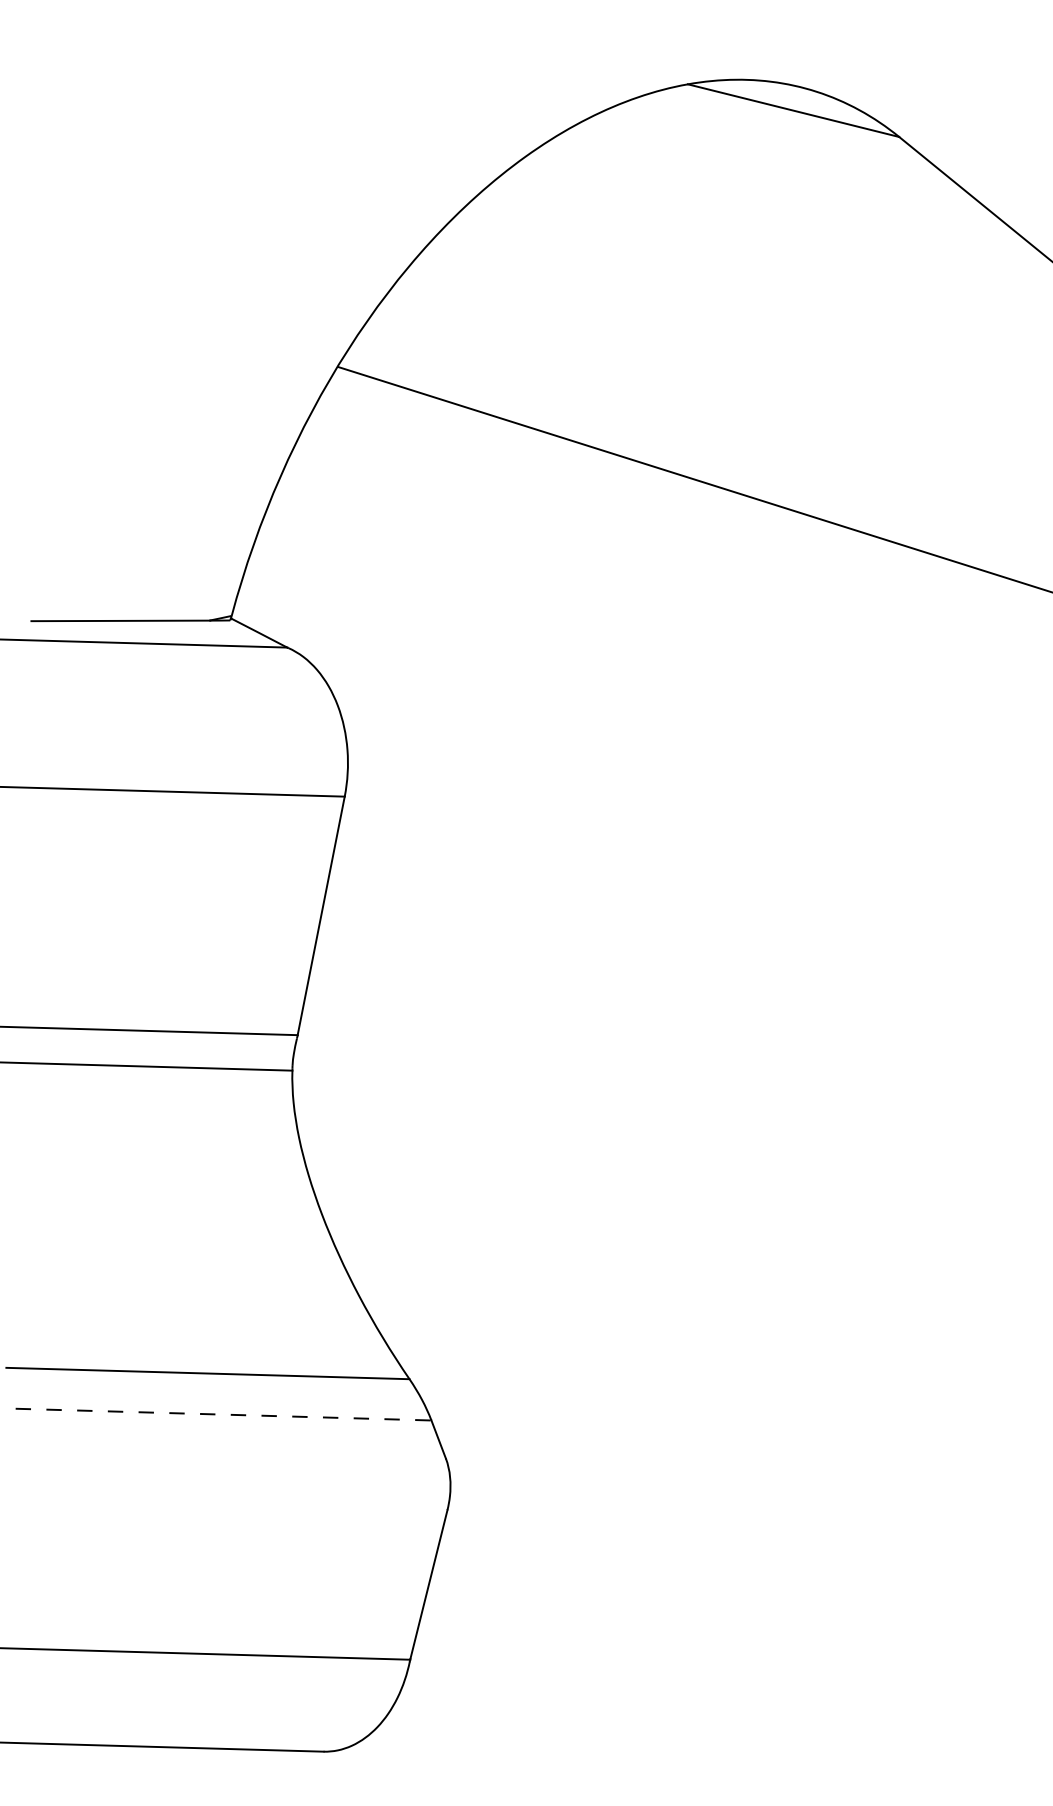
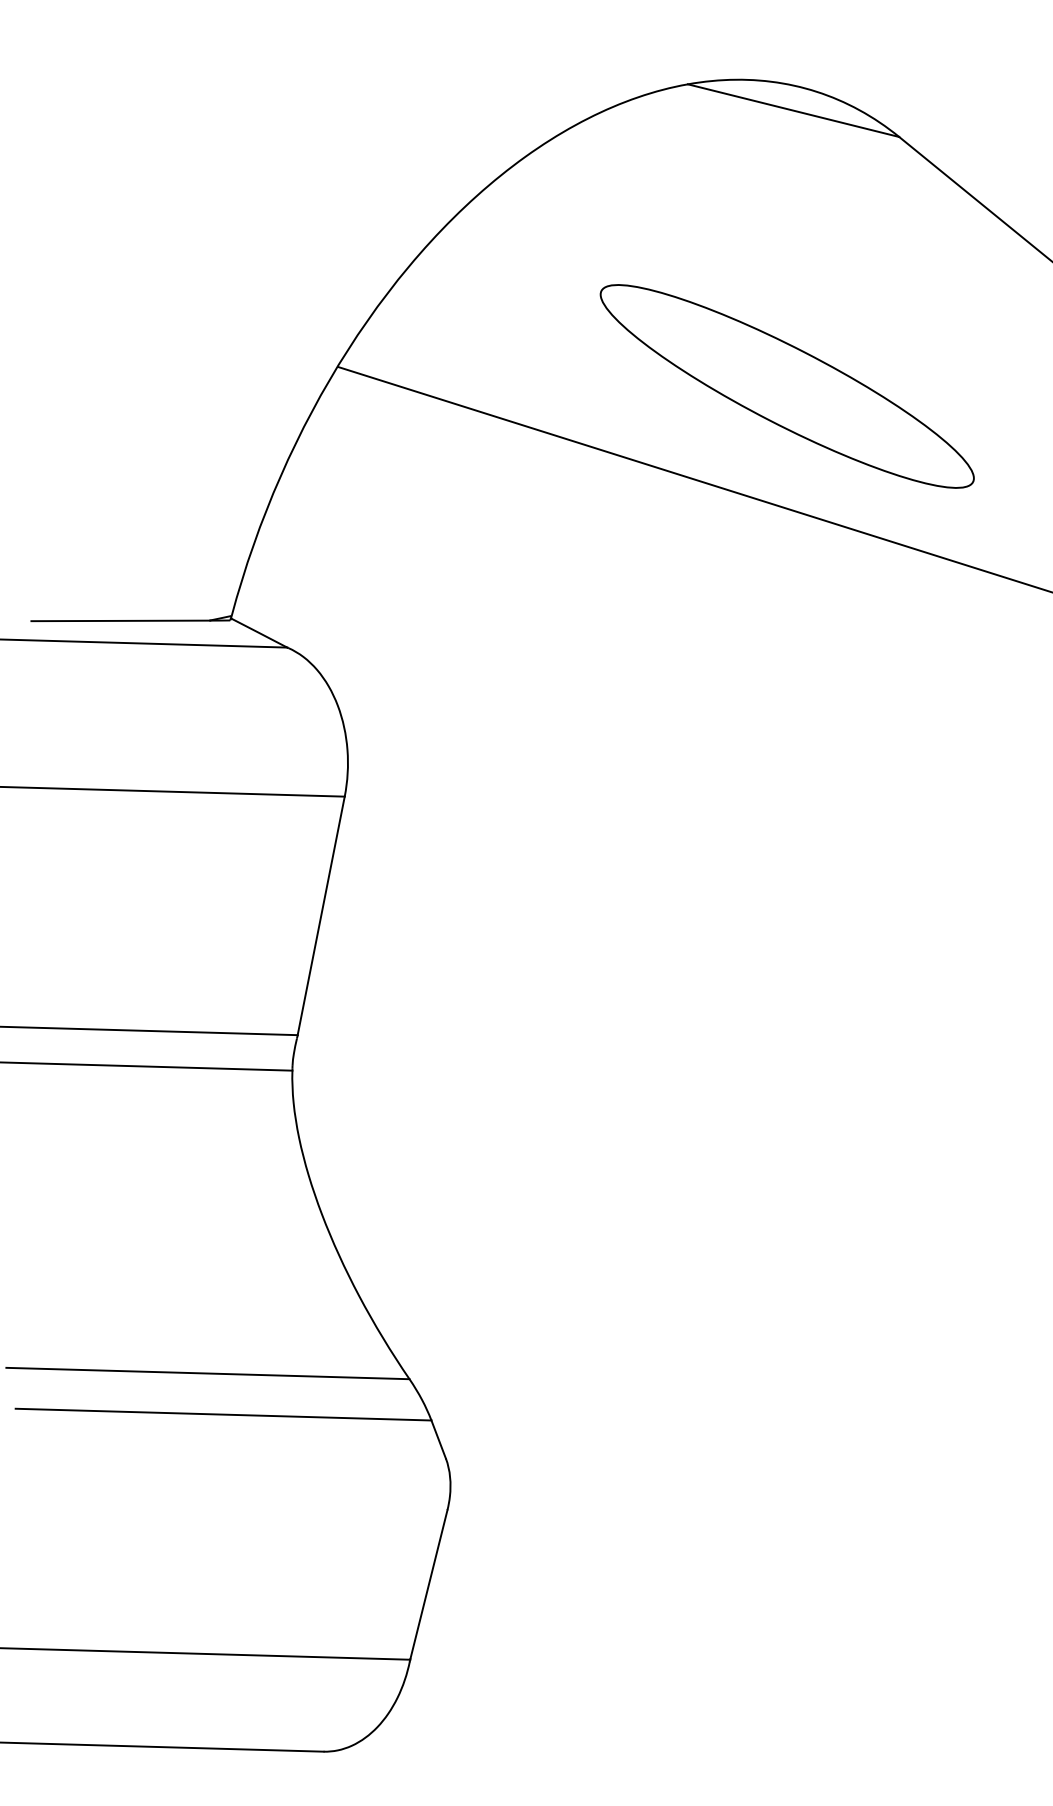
part: none -> present (786, 386)
line: dashed -> solid (223, 1414)
